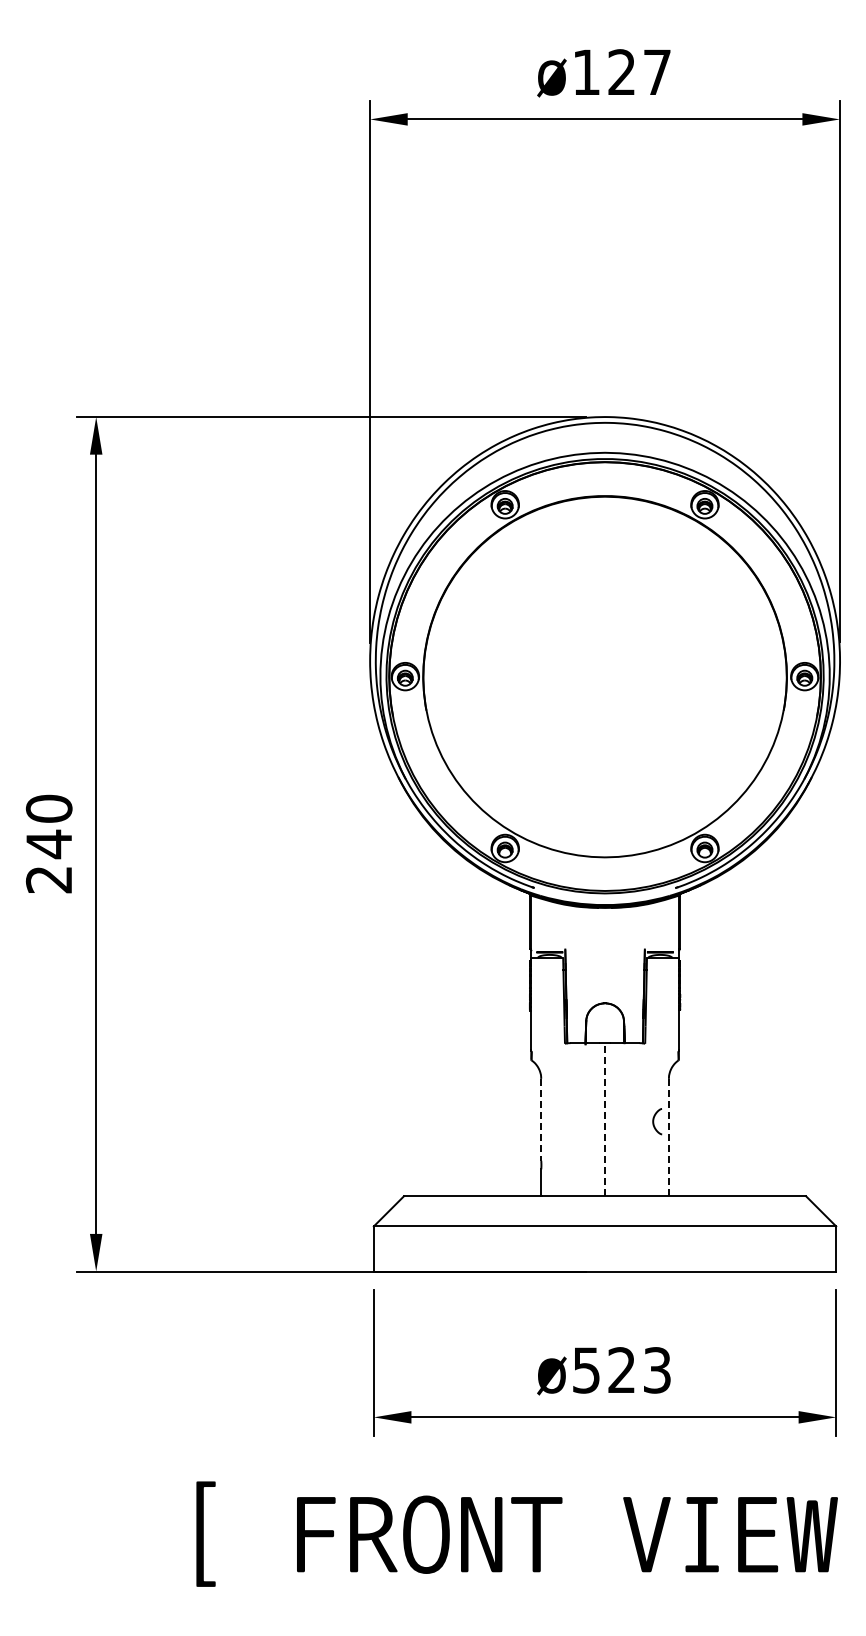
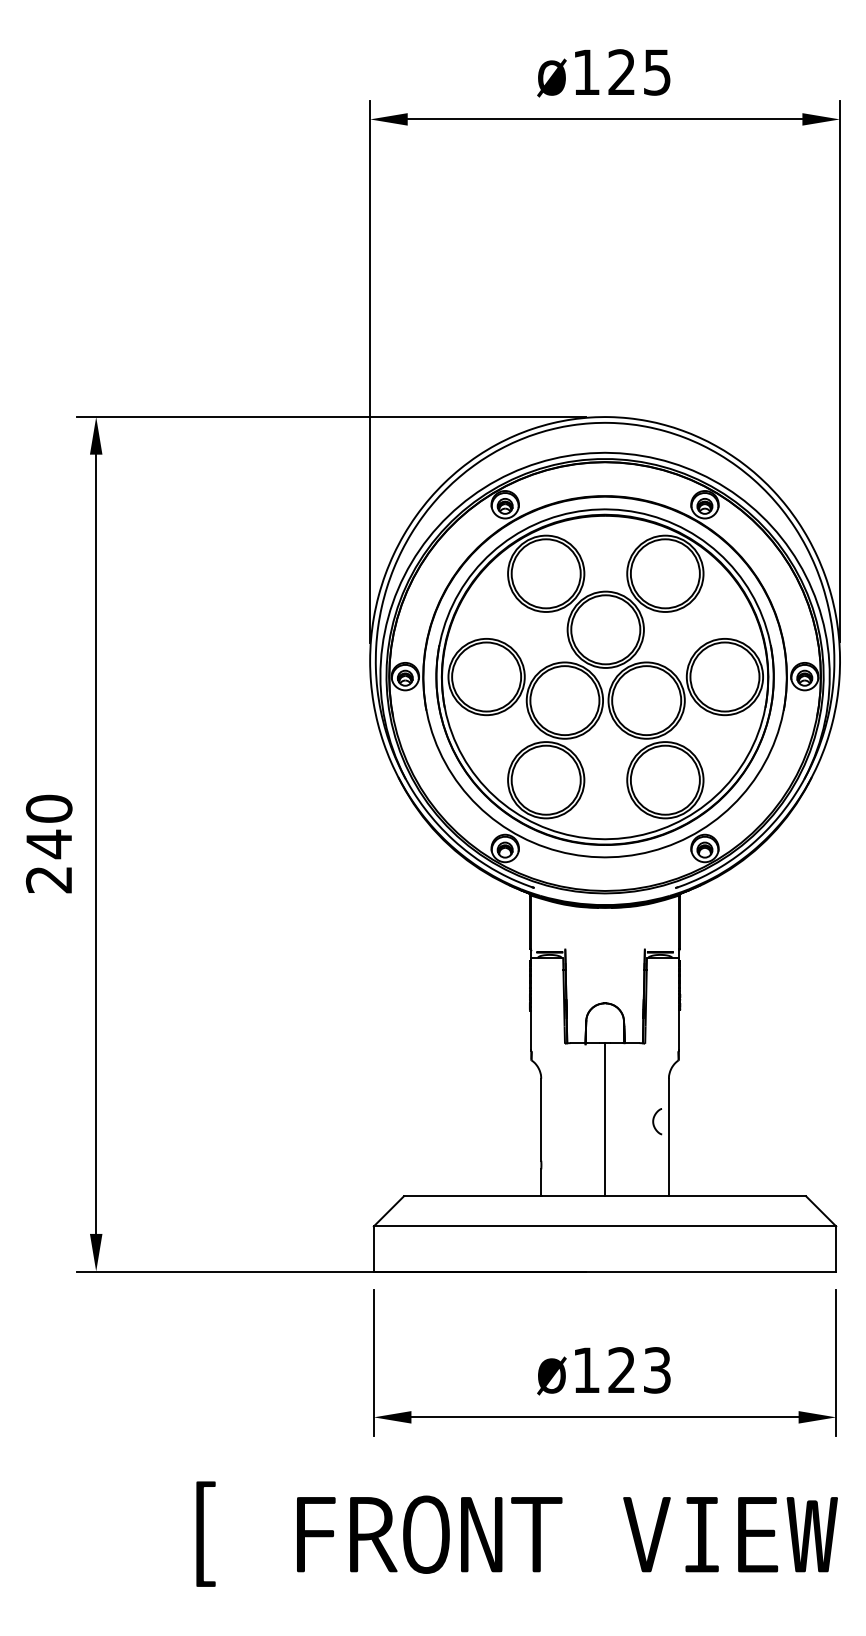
text: ø127 -> ø125 (657, 72)
part: none -> present (604, 676)
line: dashed -> solid (605, 1119)
line: dashed -> solid (541, 1120)
line: dashed -> solid (668, 1137)
text: ø523 -> ø123 (586, 1370)
